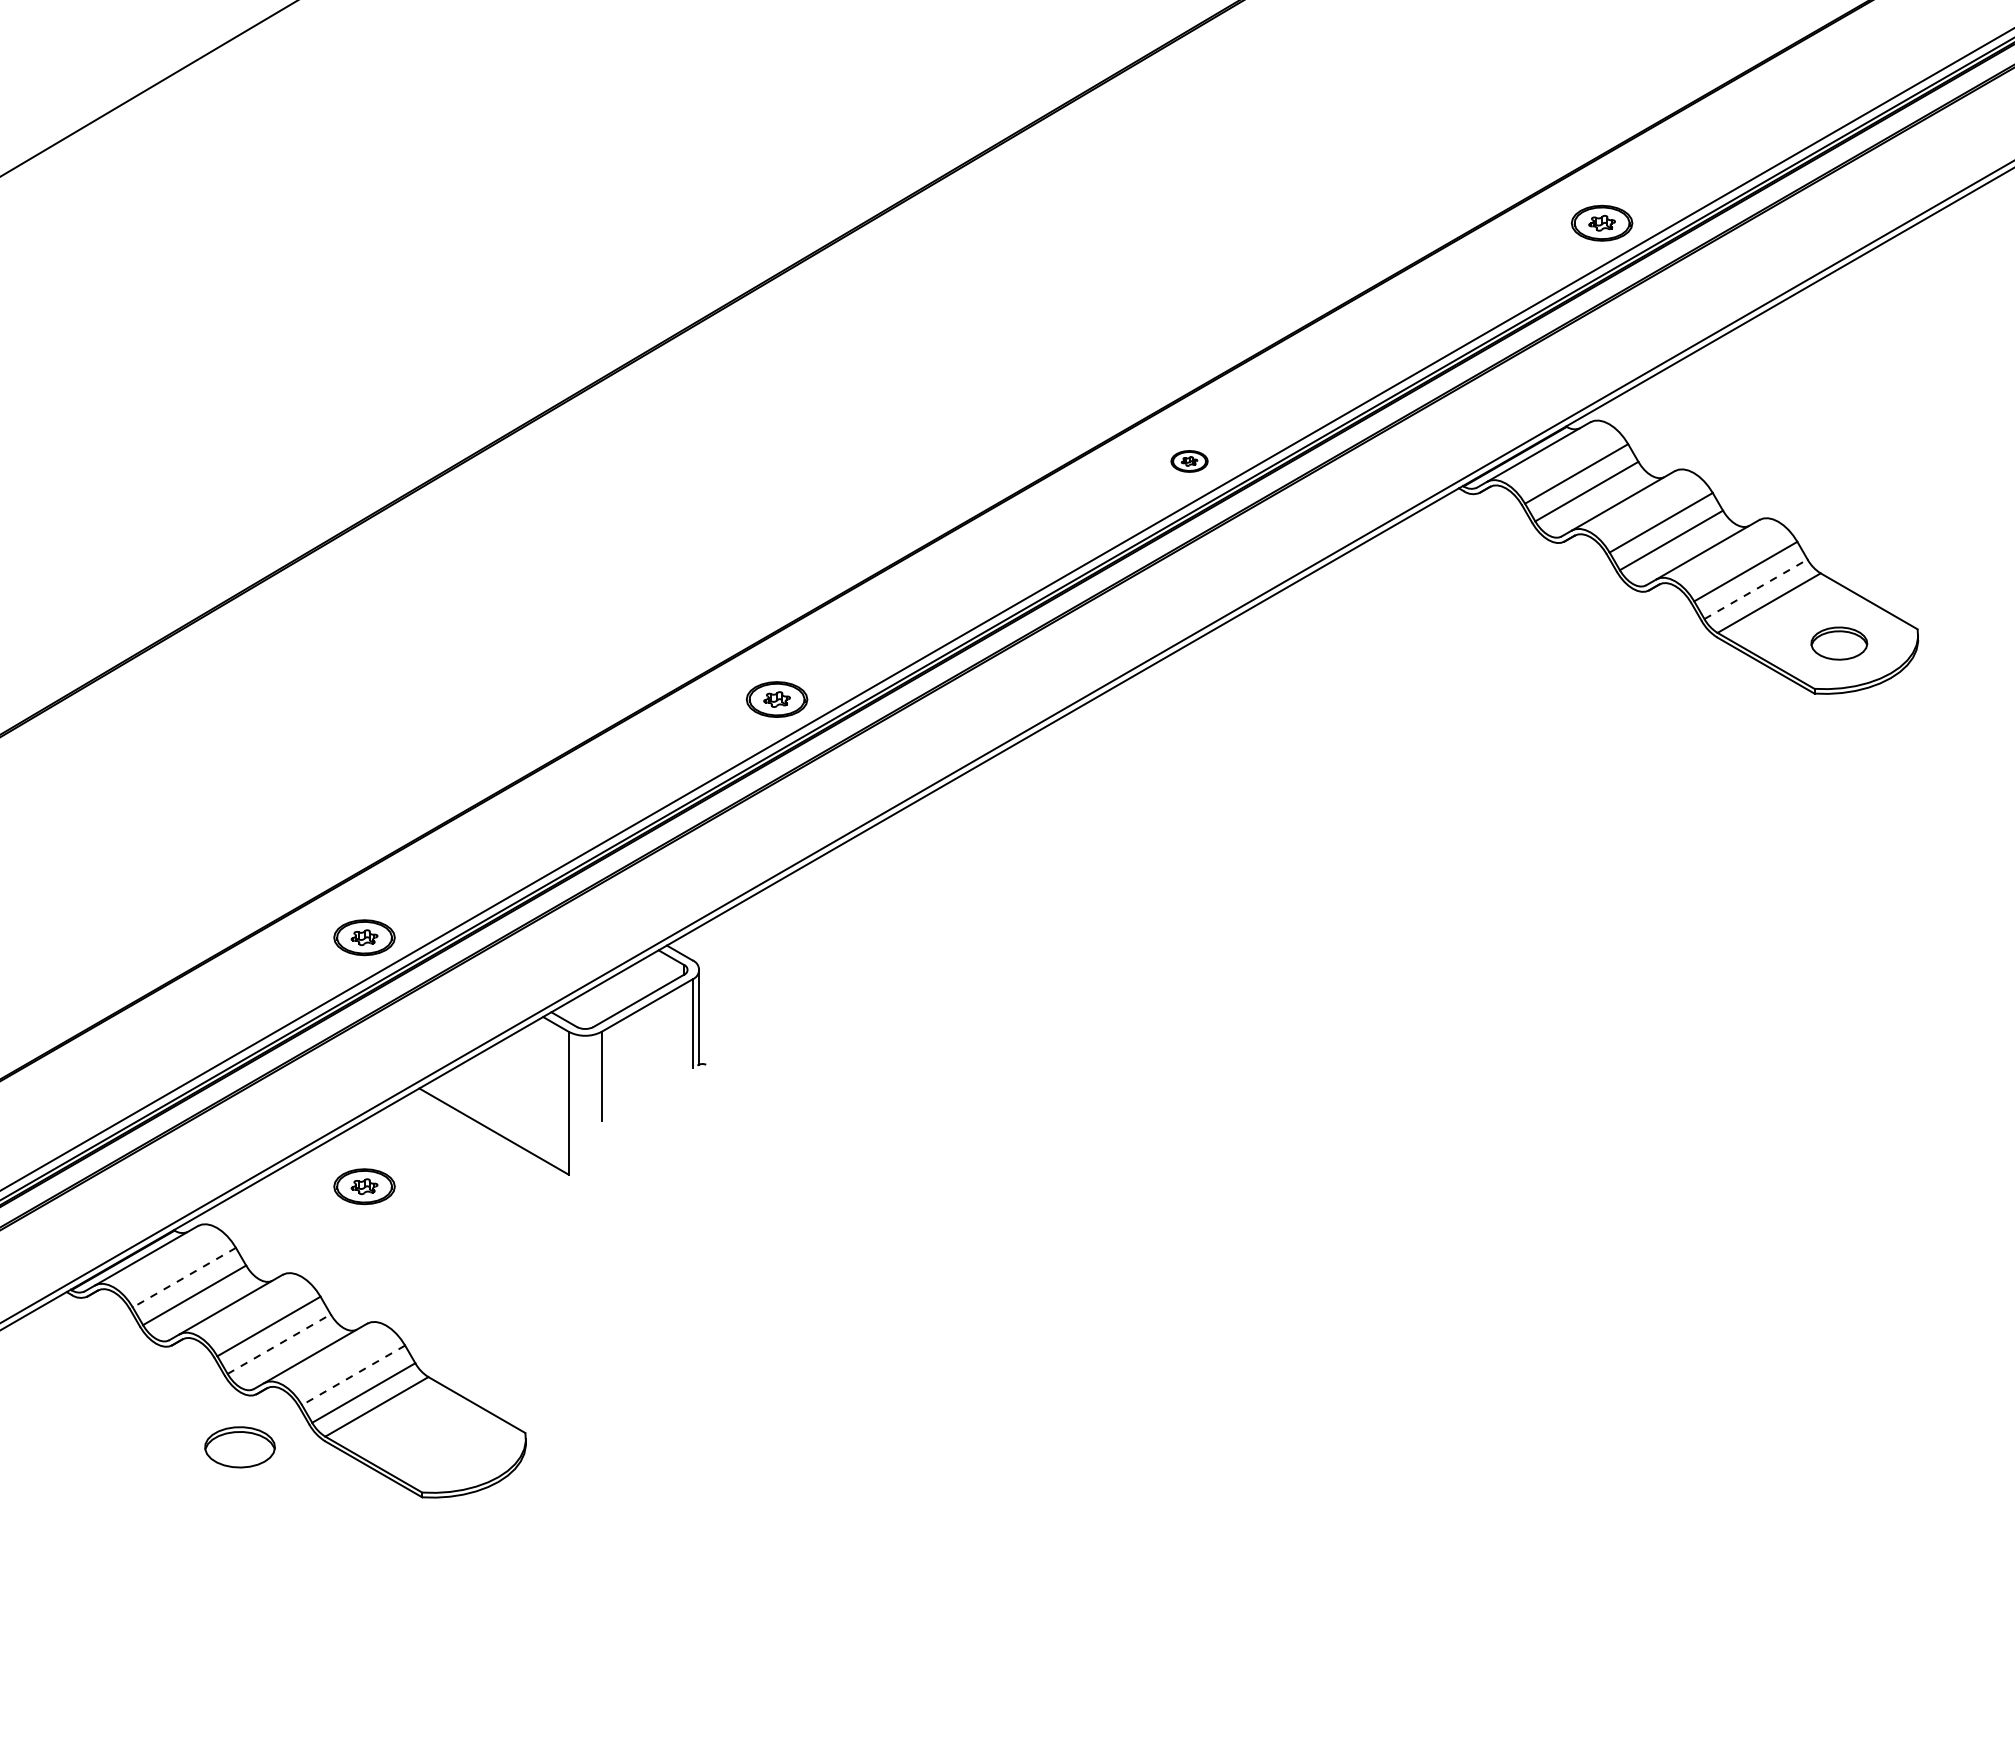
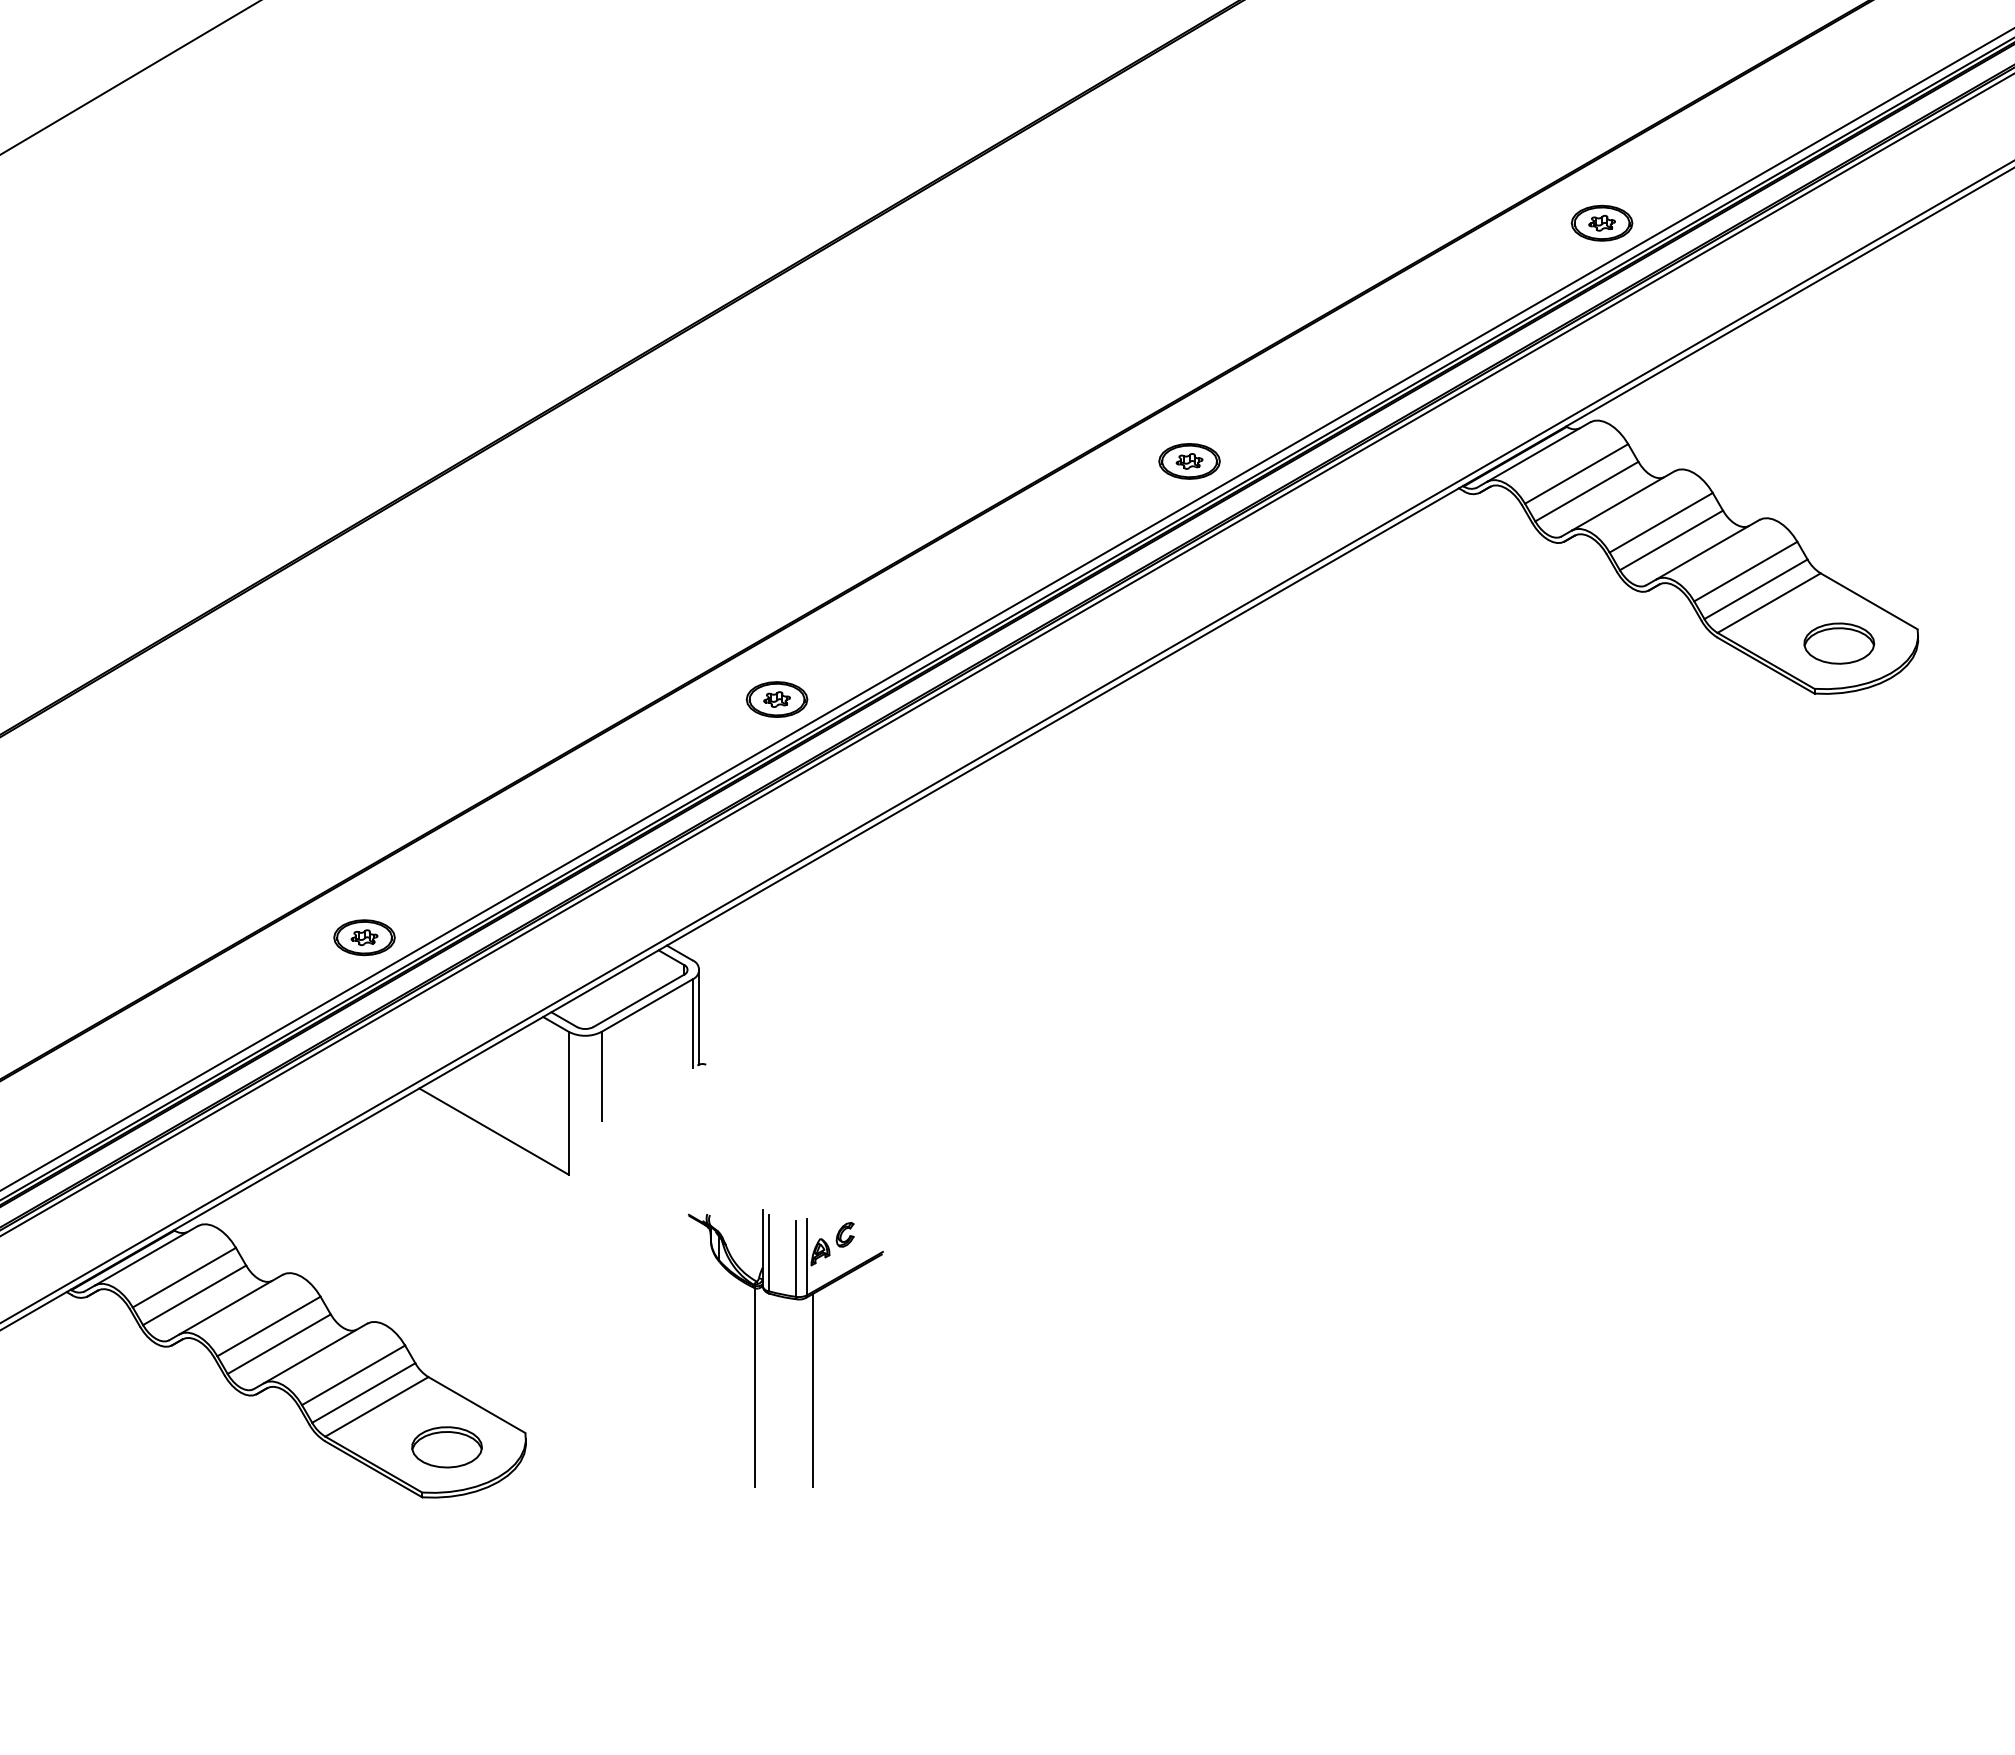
line position: (148, 88) -> (129, 77) (129, 77)
part size: 39x23 px -> 63x37 px (1189, 461)
line: dashed -> solid (1756, 589)
part size: 59x35 px -> 73x43 px (1839, 643)
line: none -> present (1006, 655)
part: present -> none (364, 1186)
line: dashed -> solid (184, 1277)
line: dashed -> solid (279, 1344)
part: none -> present (812, 1348)
line: dashed -> solid (353, 1375)
part position: (239, 1447) -> (446, 1447) (446, 1447)
